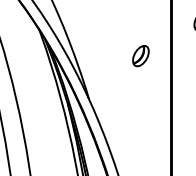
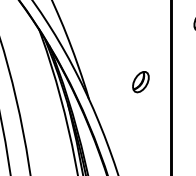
part position: (140, 56) -> (140, 82) (140, 82)
